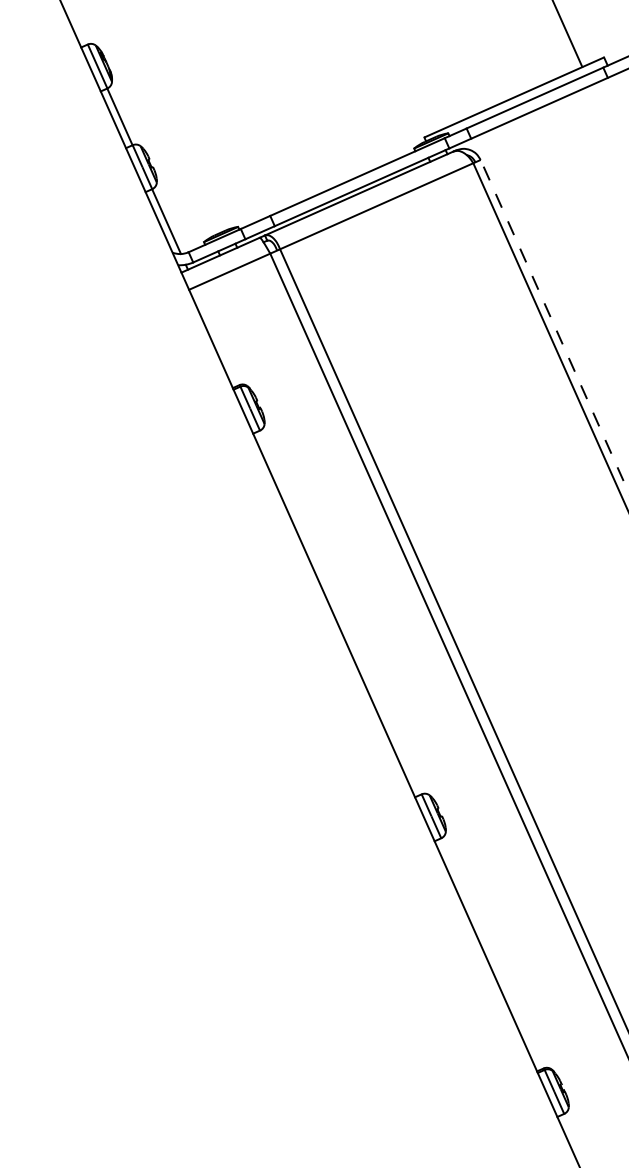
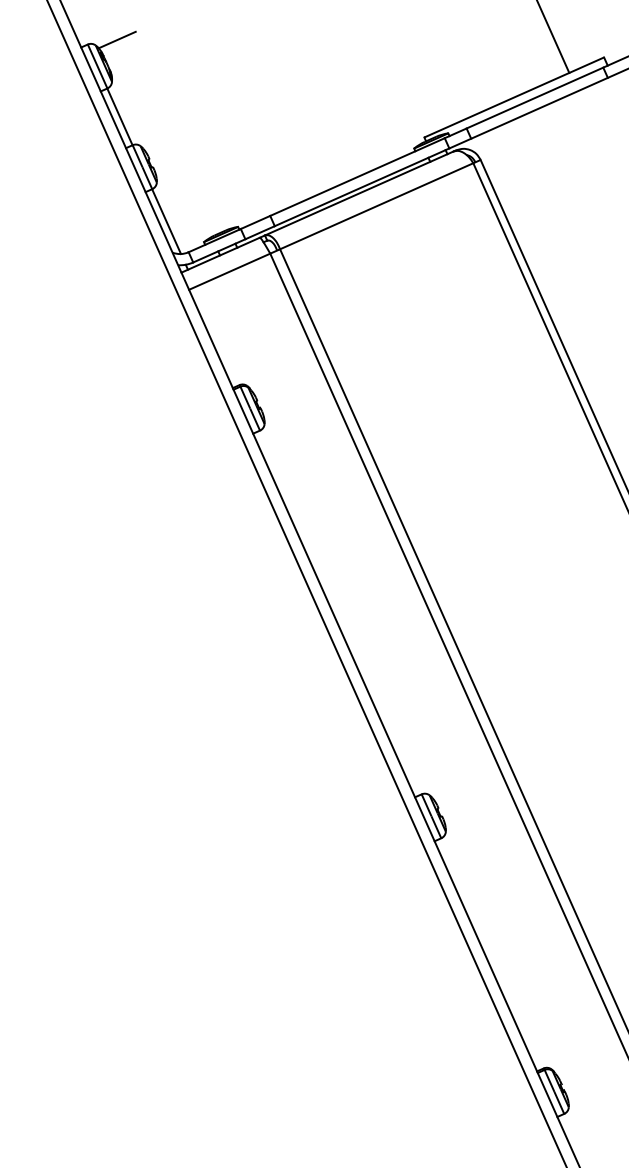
line position: (567, 34) -> (553, 37) (553, 37)
line: none -> present (116, 39)
line: dashed -> solid (554, 326)
line: none -> present (306, 583)
